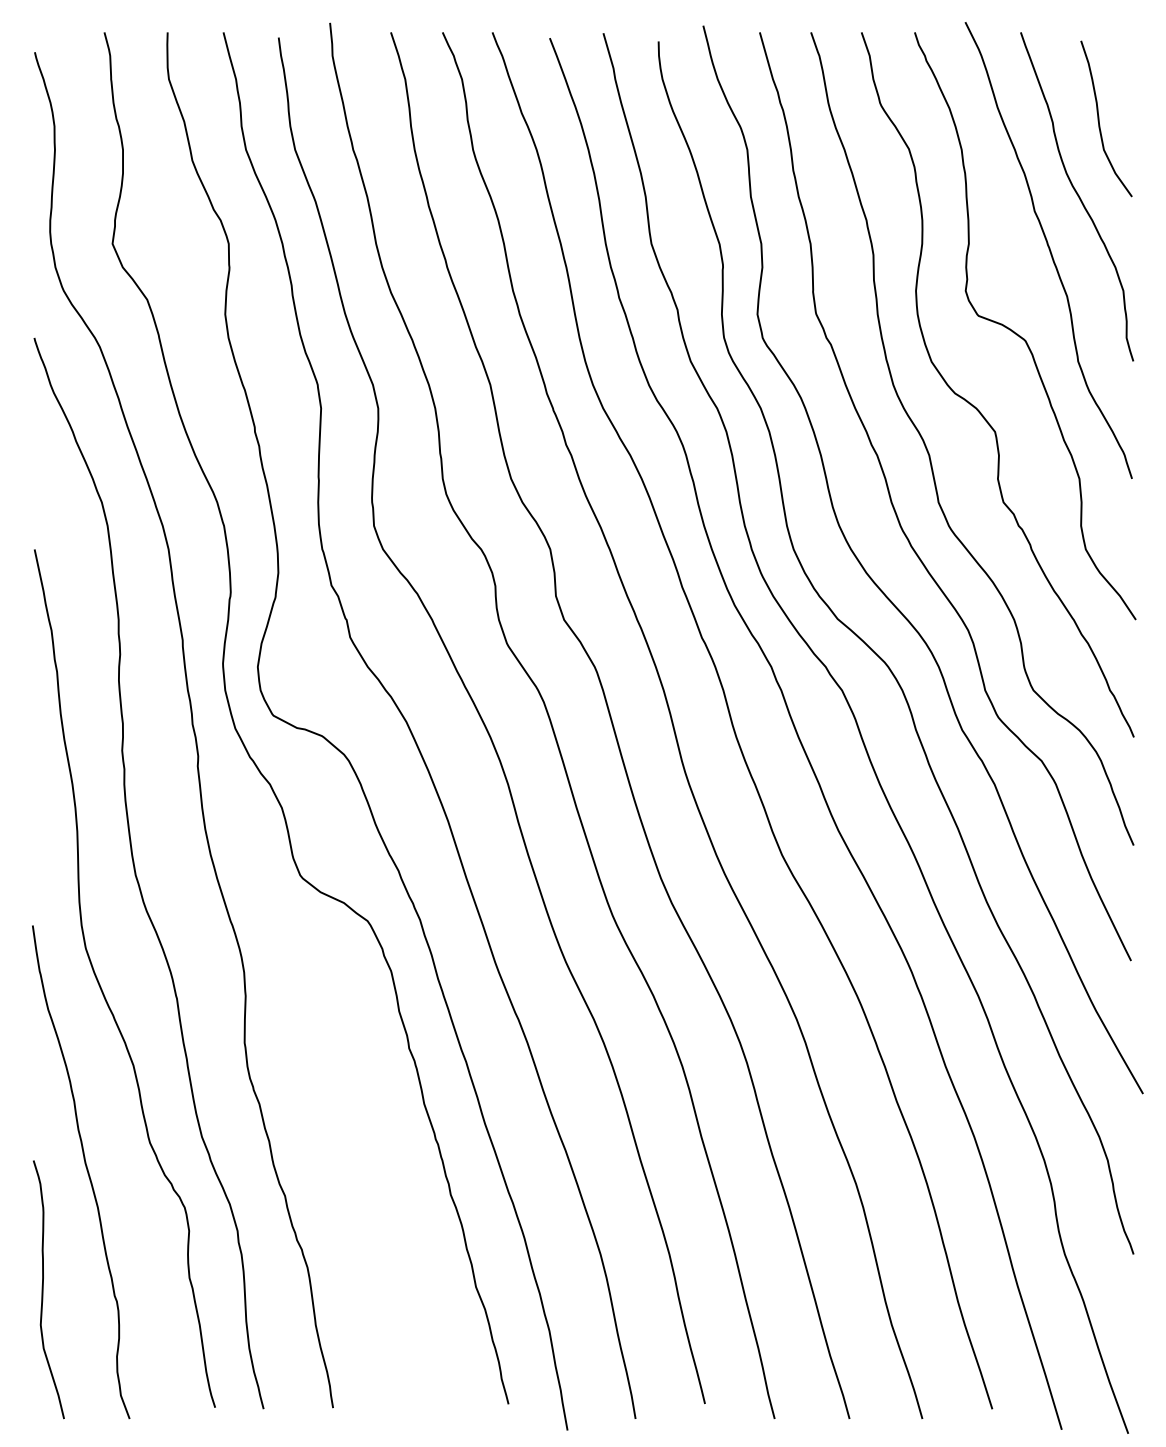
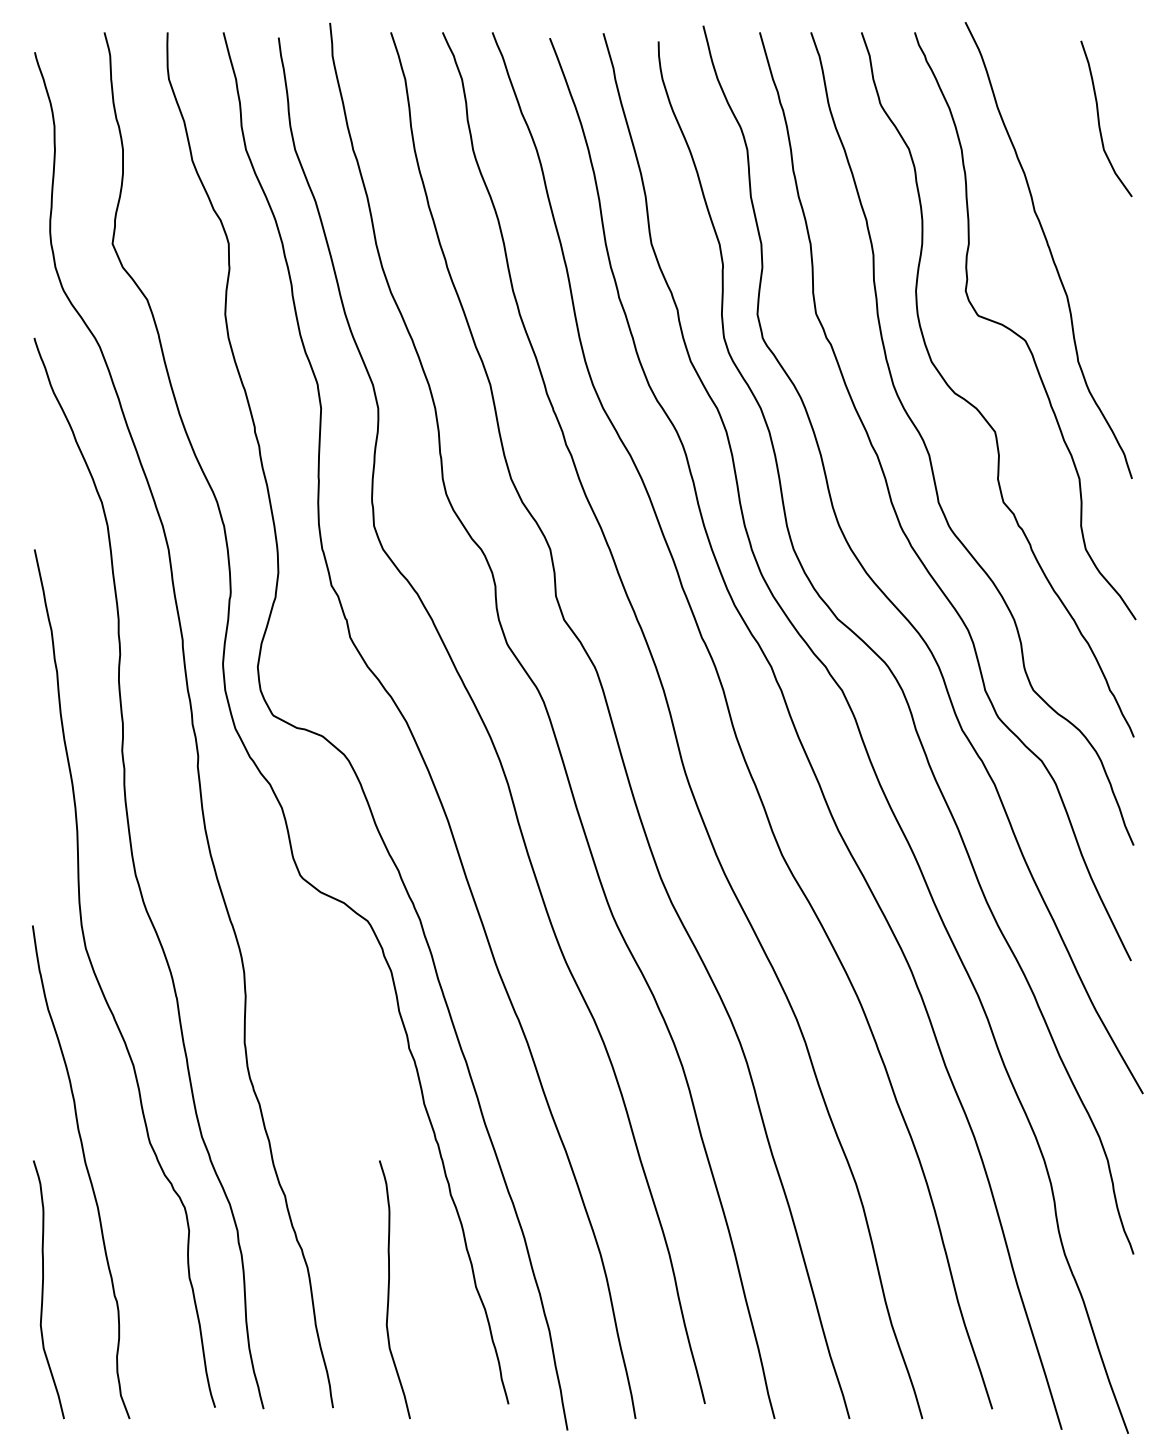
curve: present -> none (1077, 196)
curve: none -> present (389, 1289)
